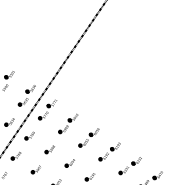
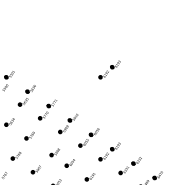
part: none -> present (109, 69)
line: present -> none (53, 77)
part position: (49, 149) -> (54, 152) (54, 152)
